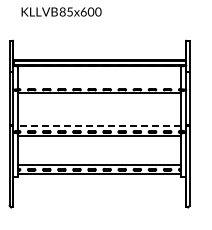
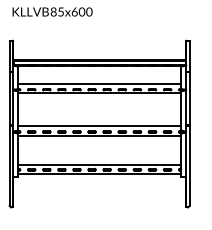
text position: (61, 11) -> (52, 11) (52, 11)
line: none -> present (99, 83)
line: dashed -> solid (99, 126)
